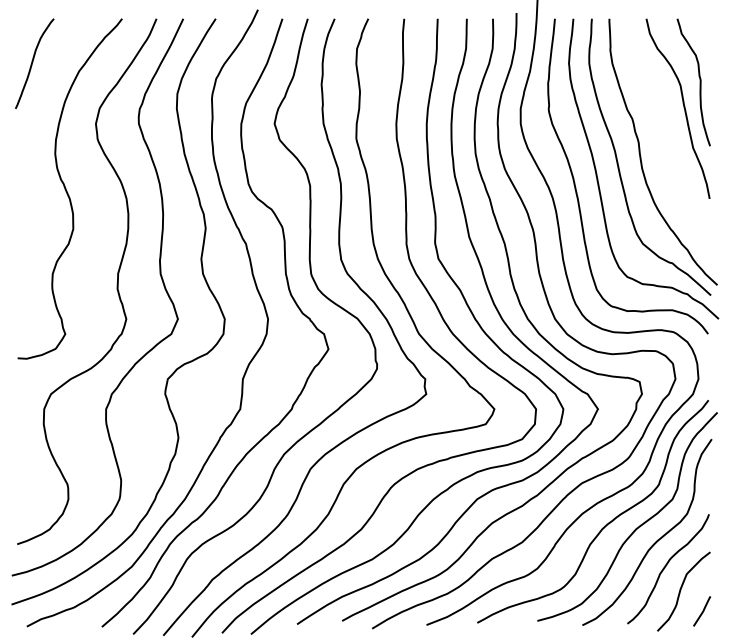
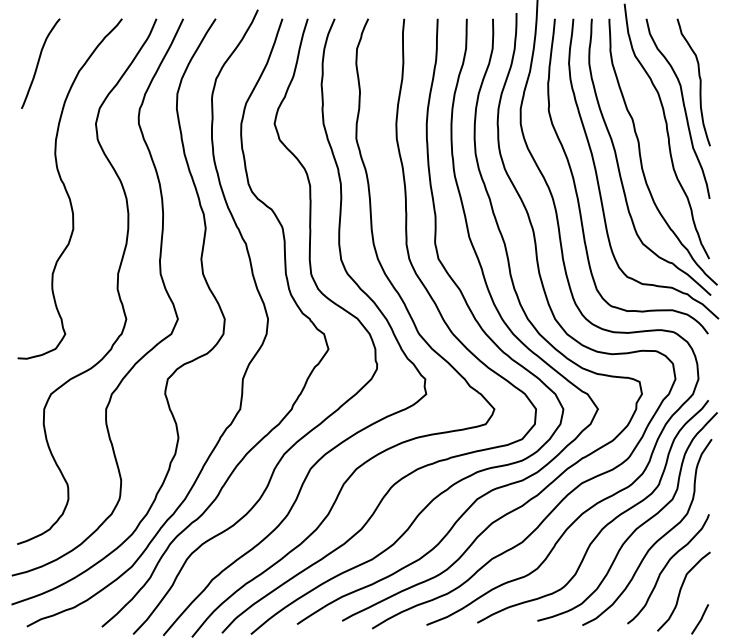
curve position: (33, 62) -> (39, 62) (39, 62)
curve: none -> present (666, 131)
line position: (702, 611) -> (700, 619) (700, 619)
